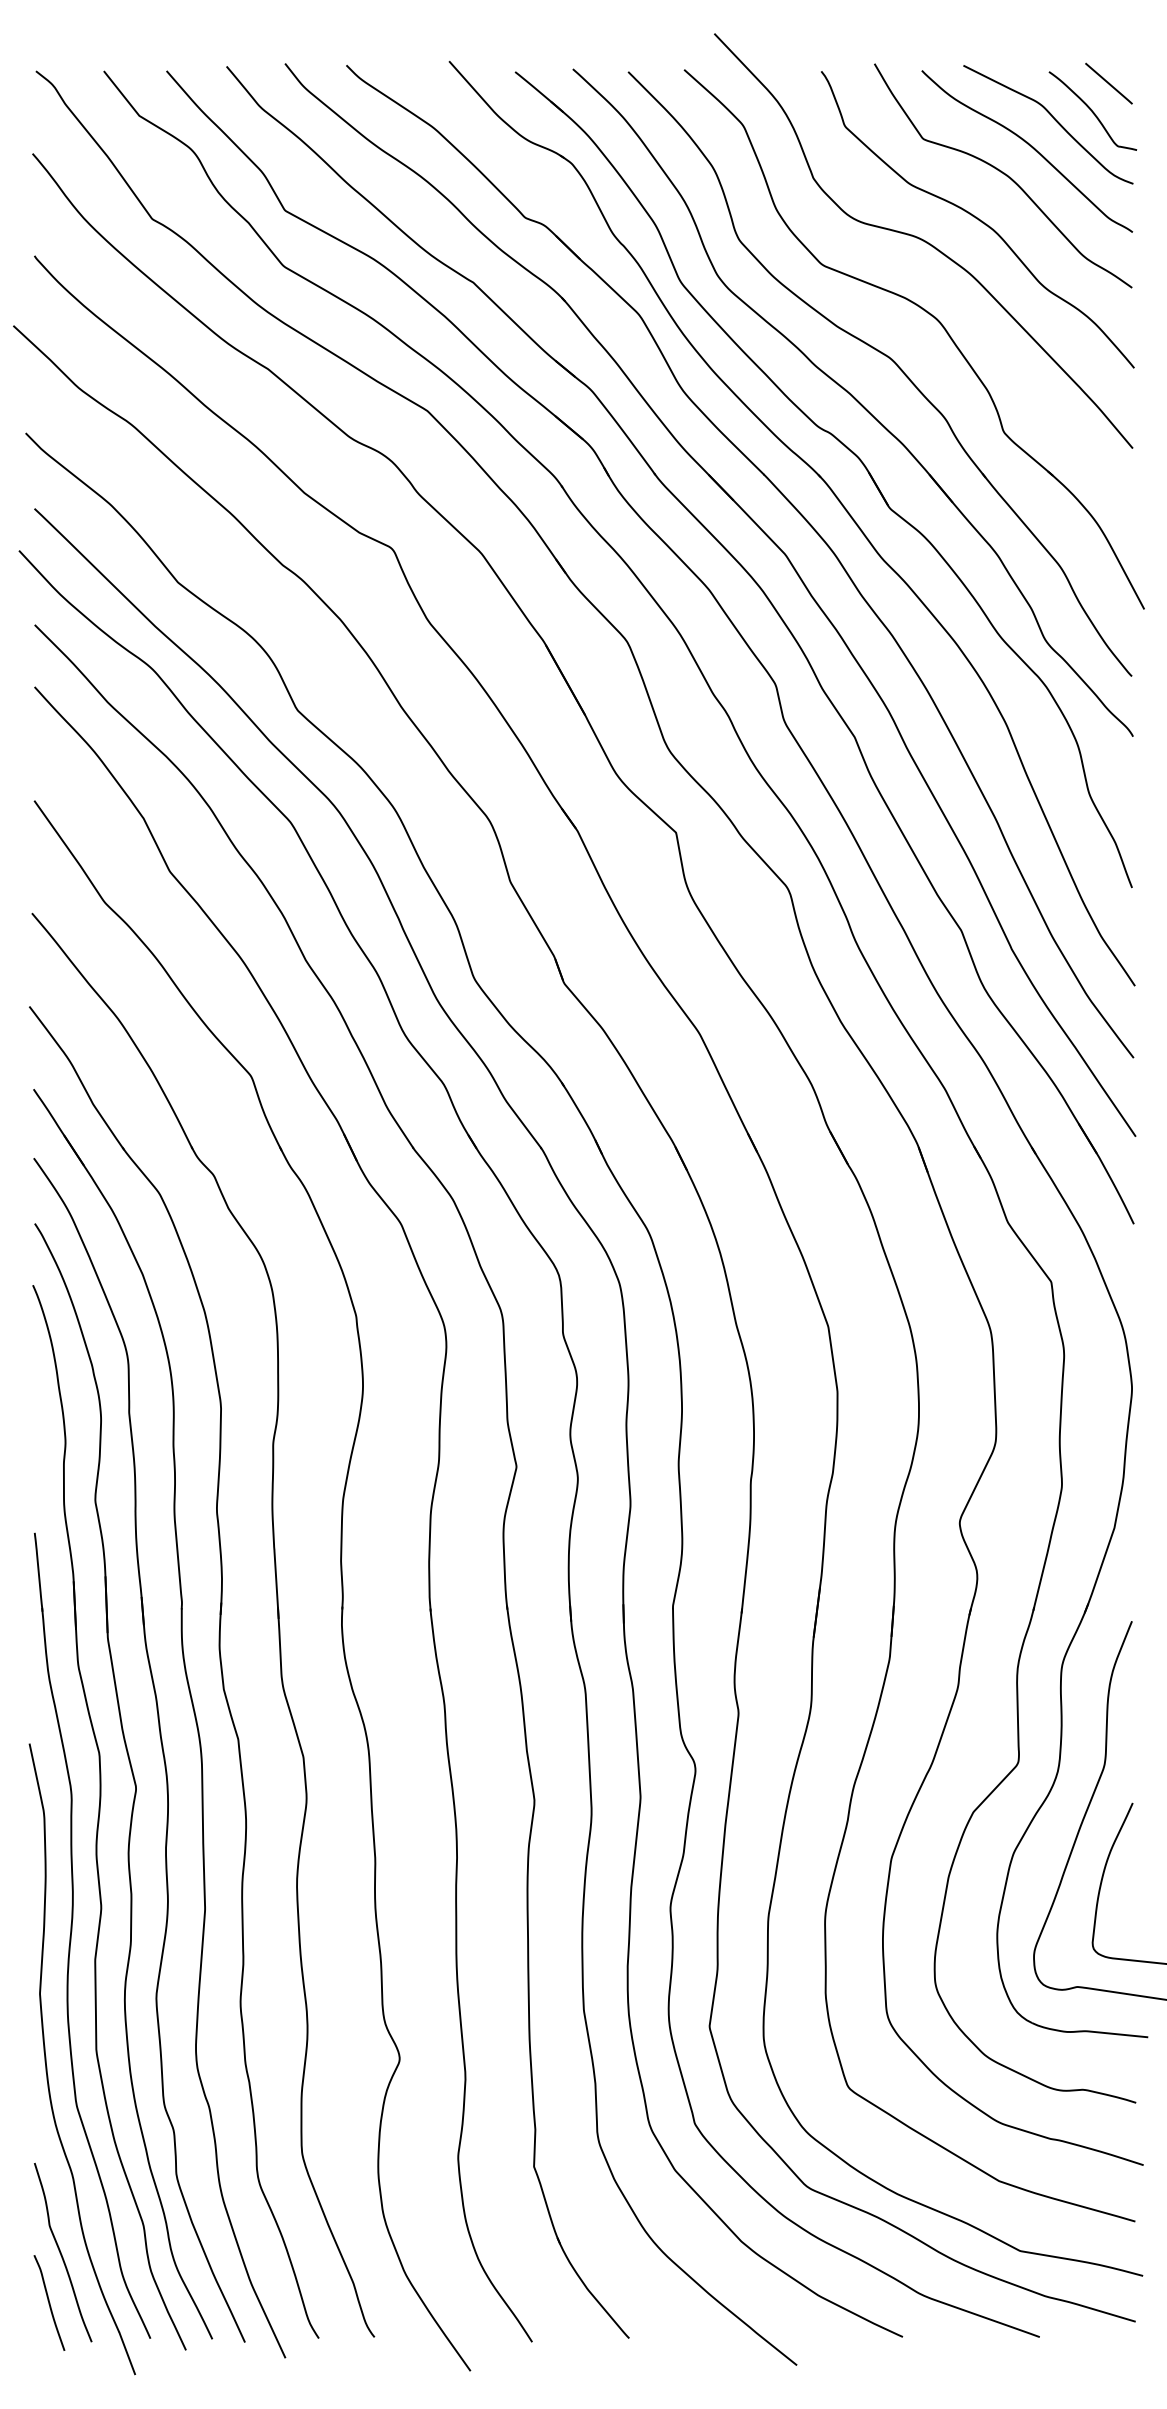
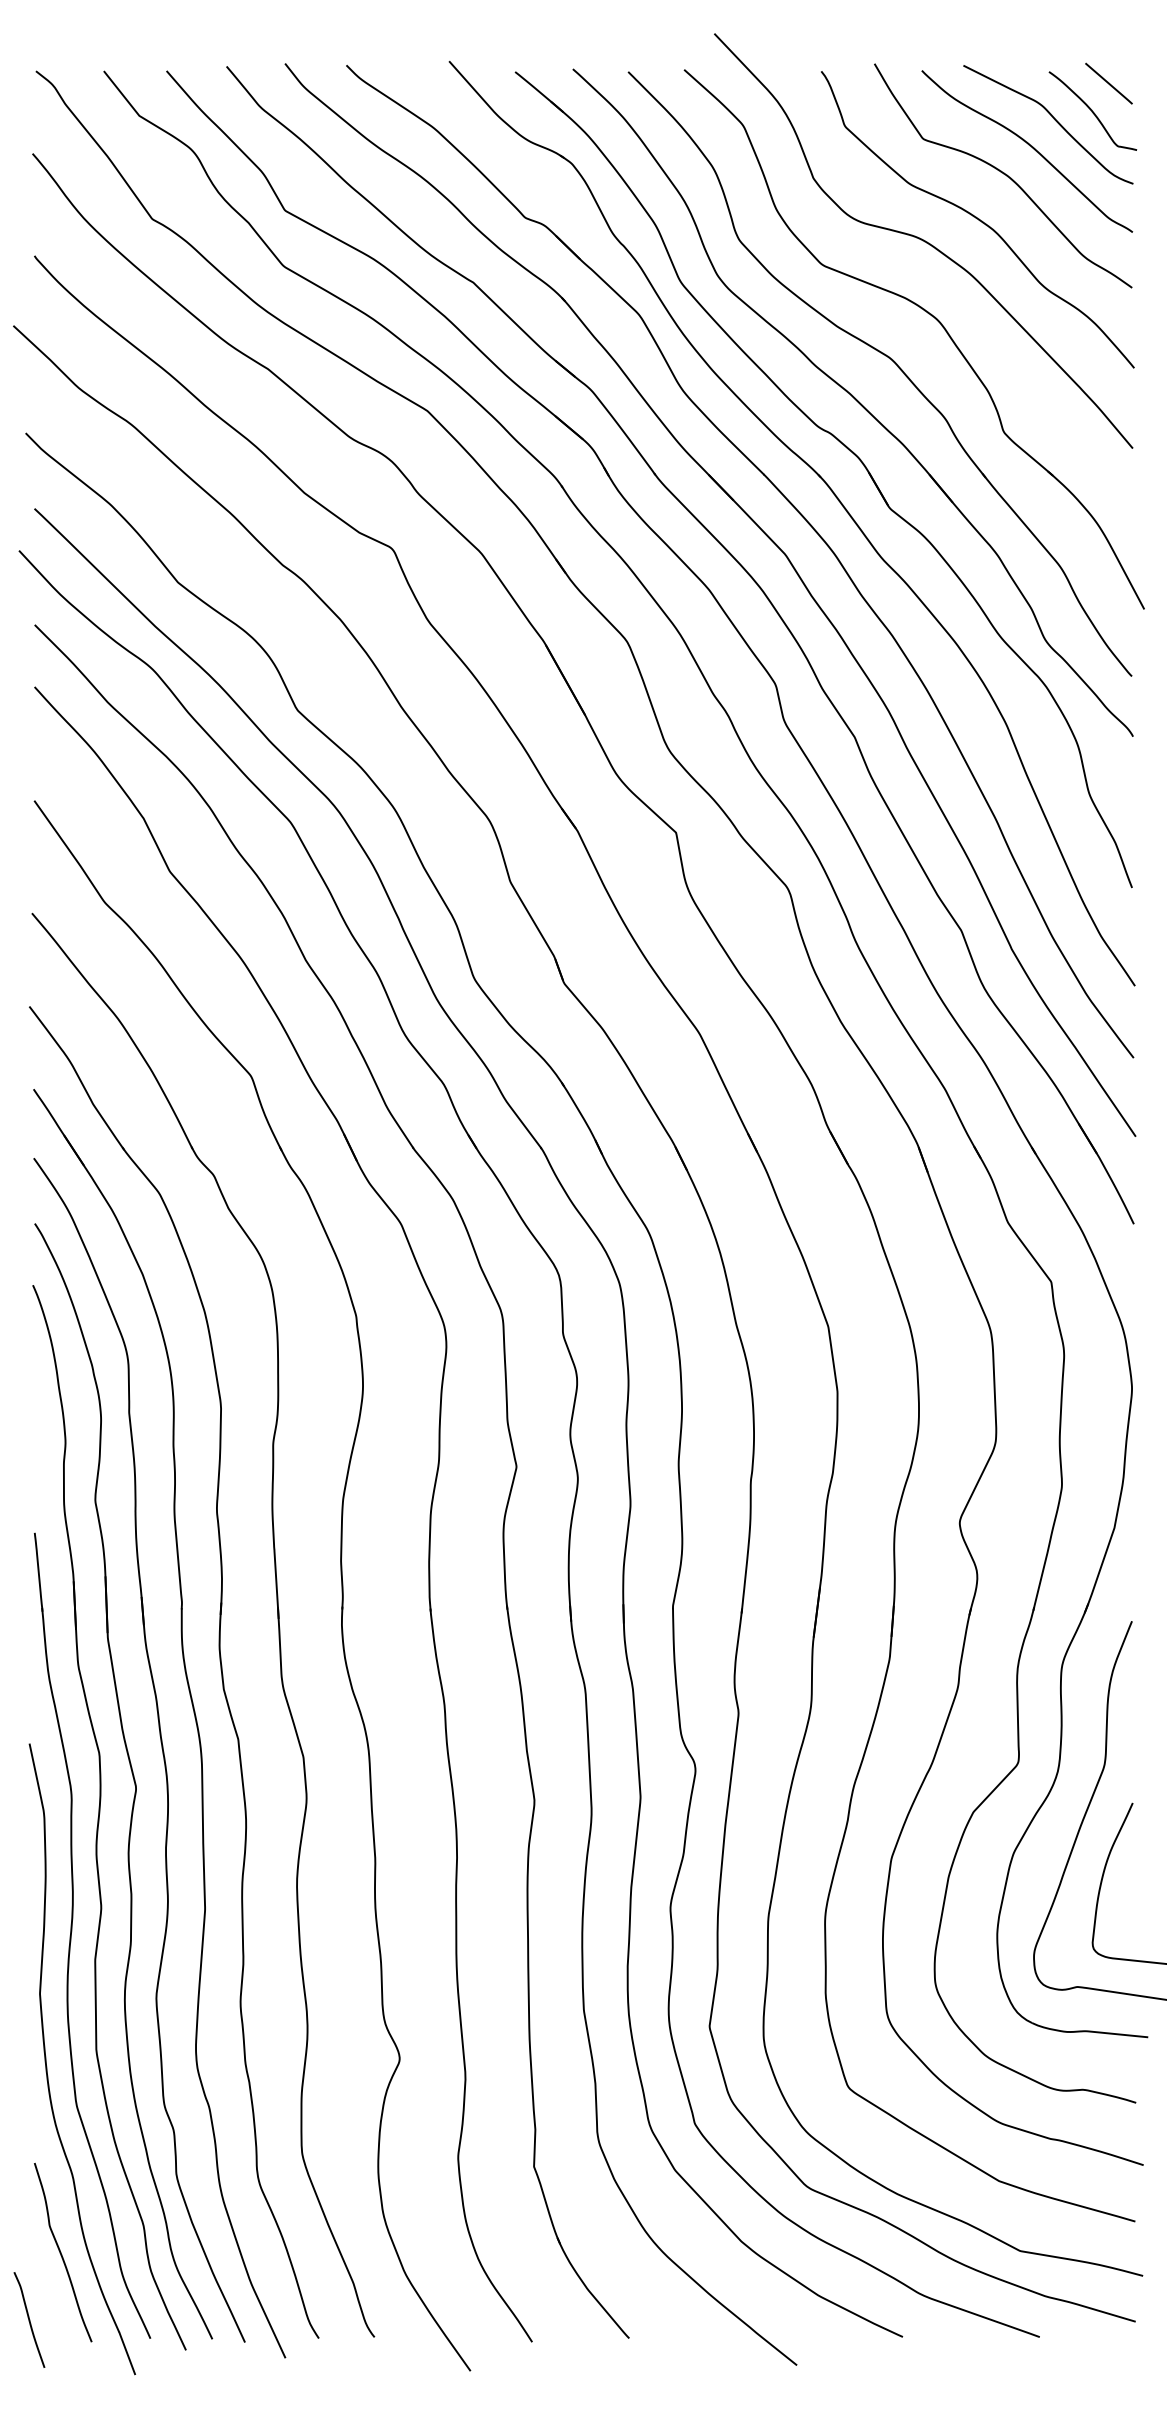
curve position: (49, 2302) -> (29, 2319) (29, 2319)
